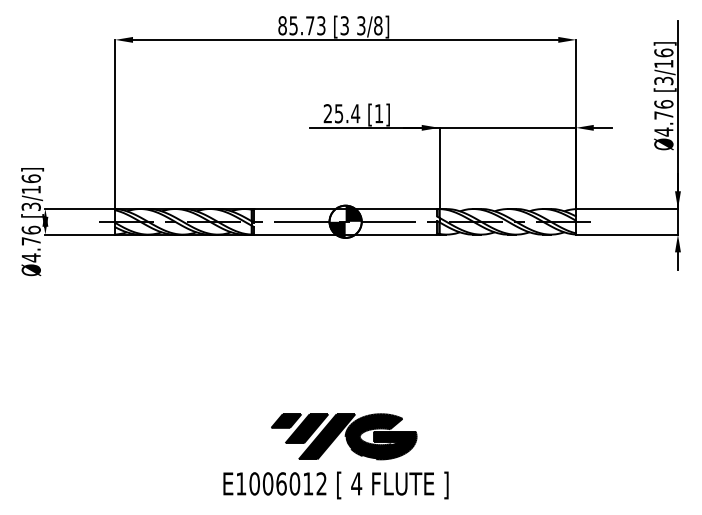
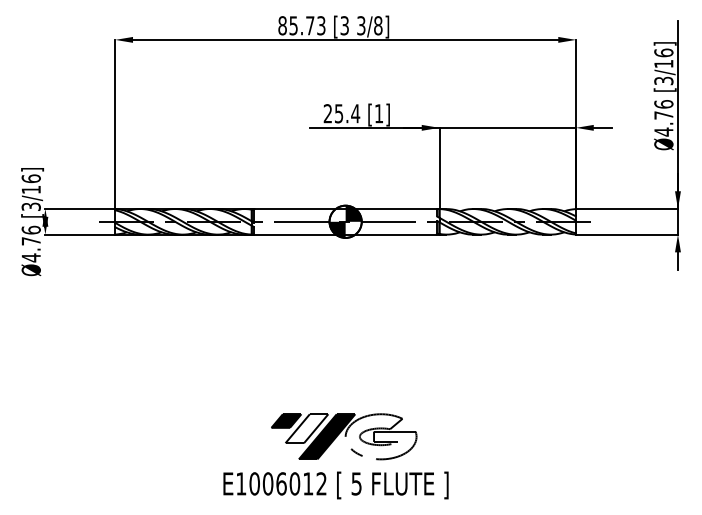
fill: present -> none (306, 428)
fill: present -> none (380, 436)
text: 4 -> 5 (356, 483)
